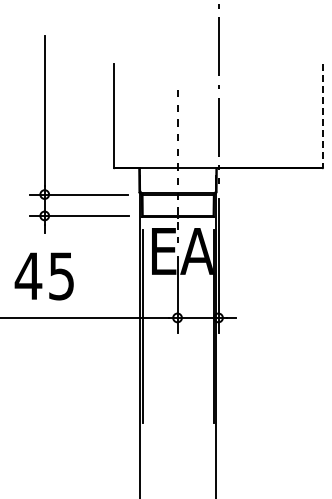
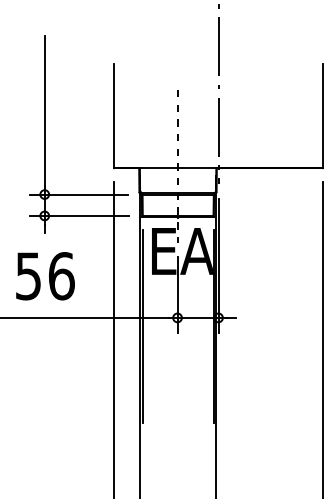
line: dashed -> solid (323, 115)
text: 45 -> 56 (44, 276)
line: none -> present (113, 338)
line: none -> present (323, 338)
